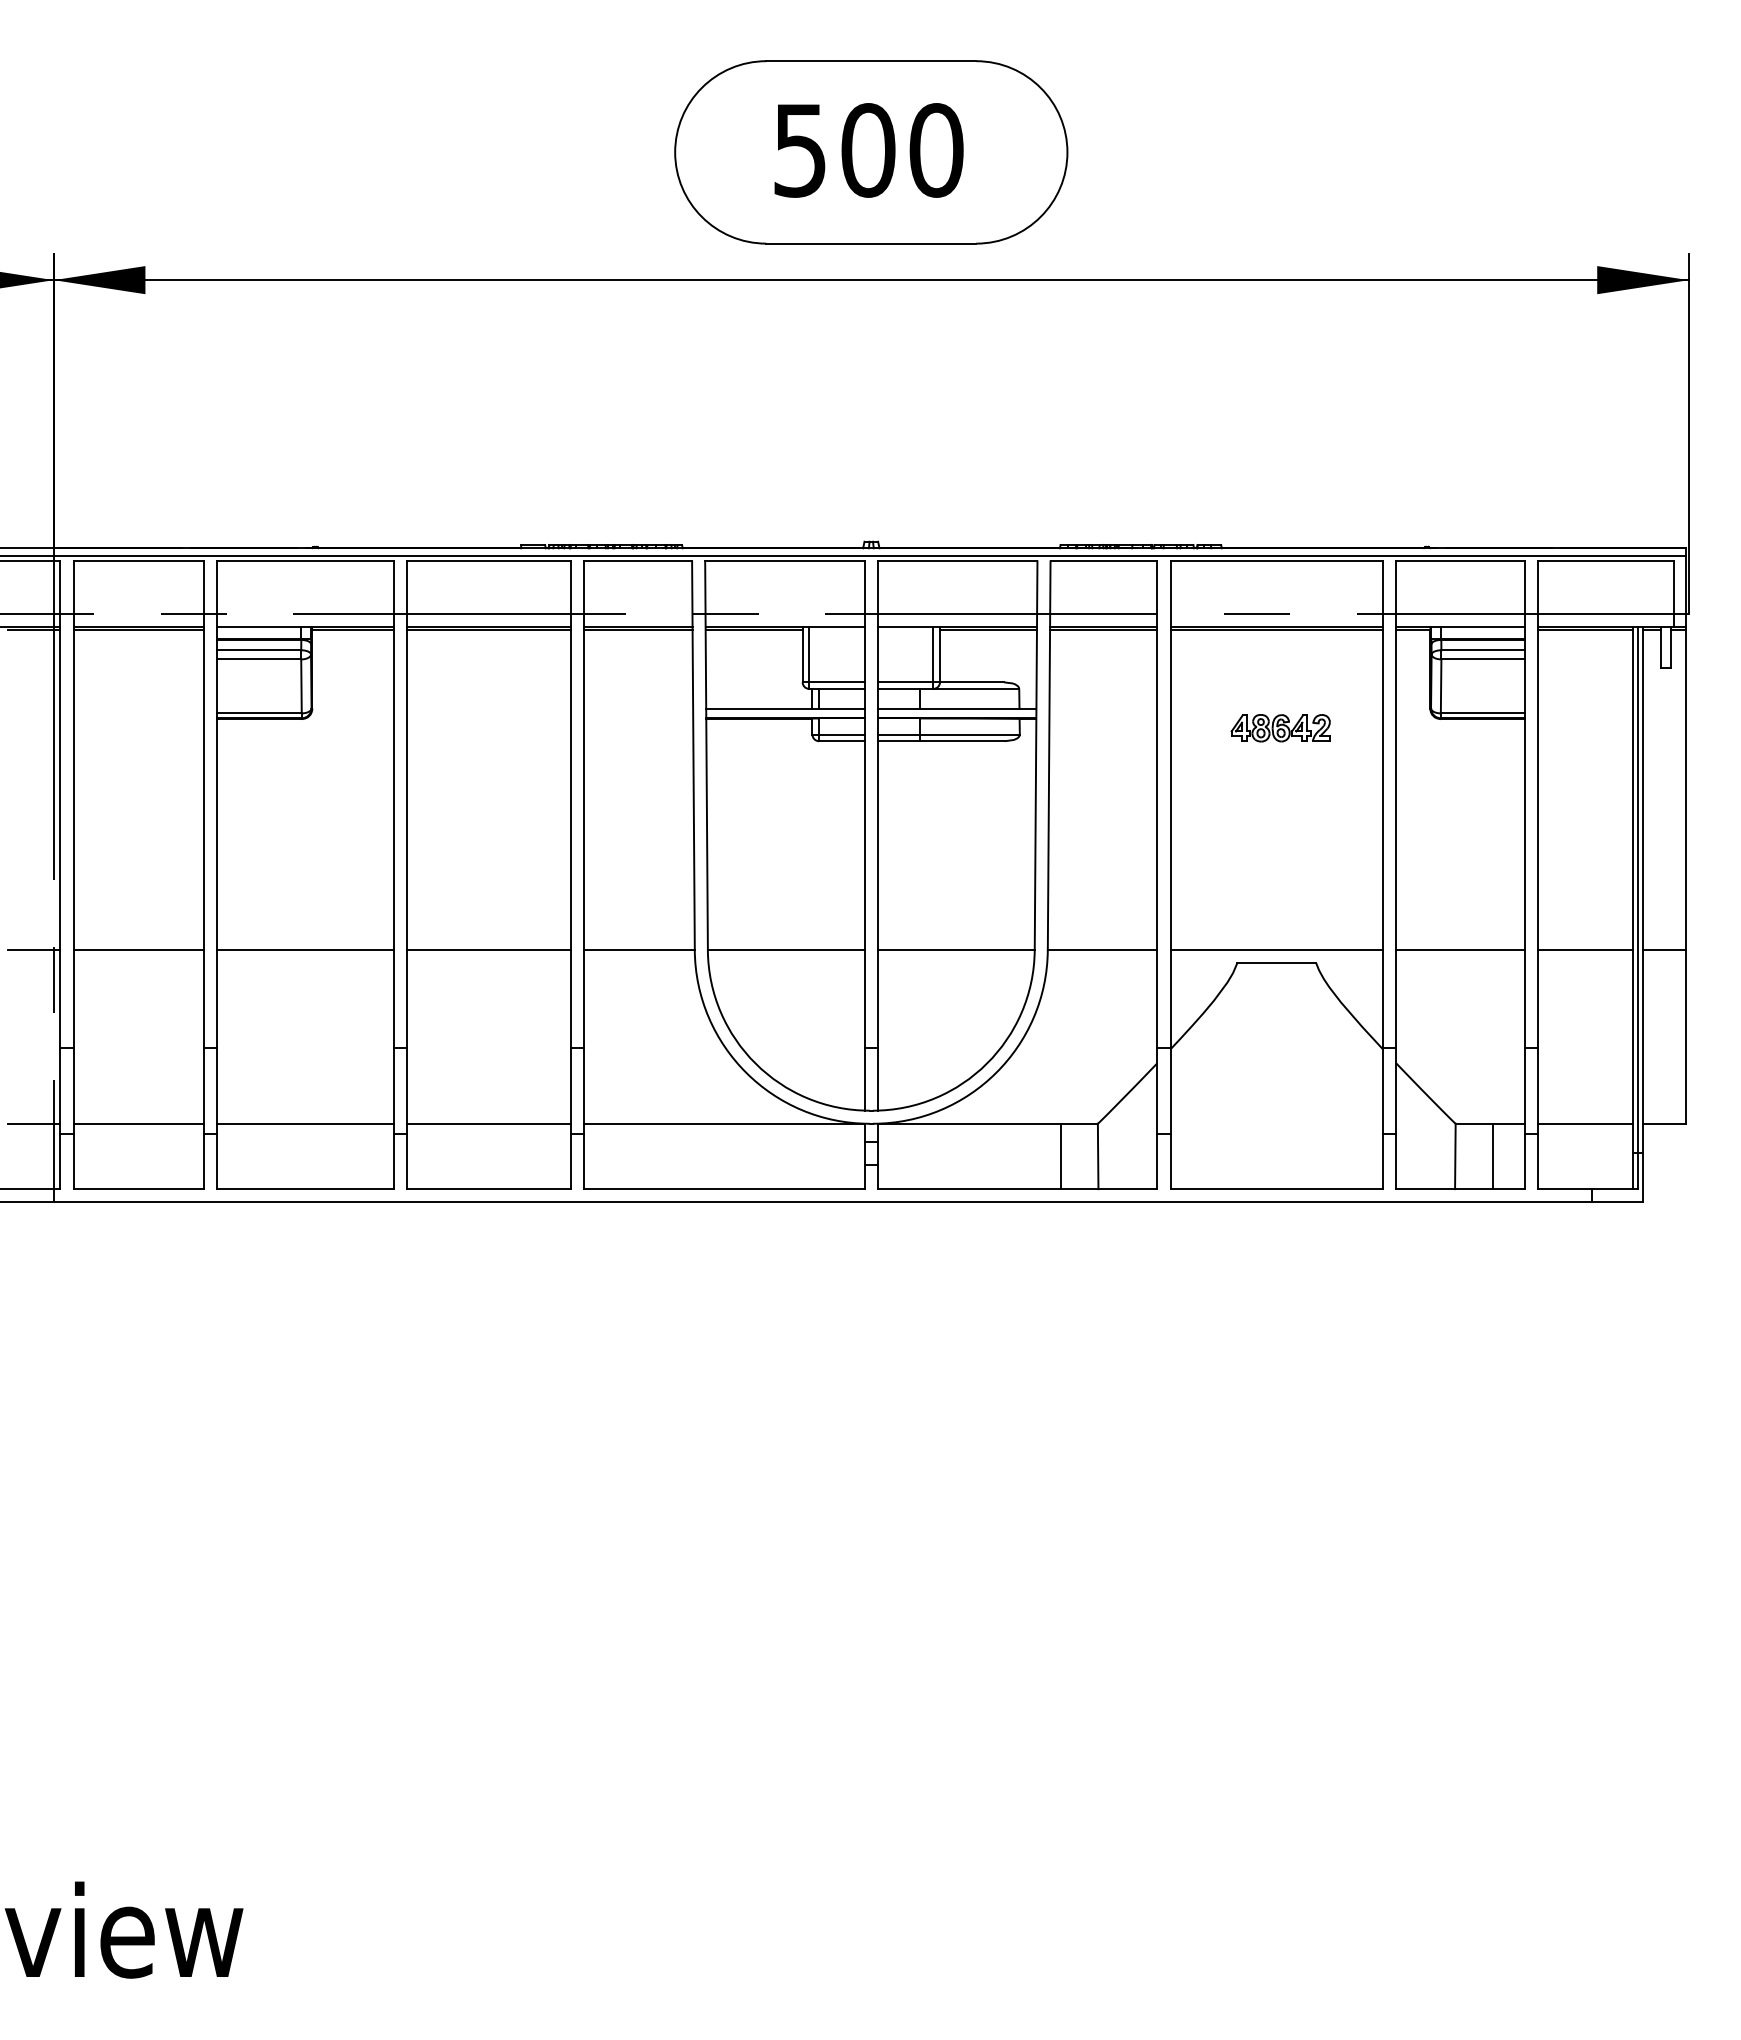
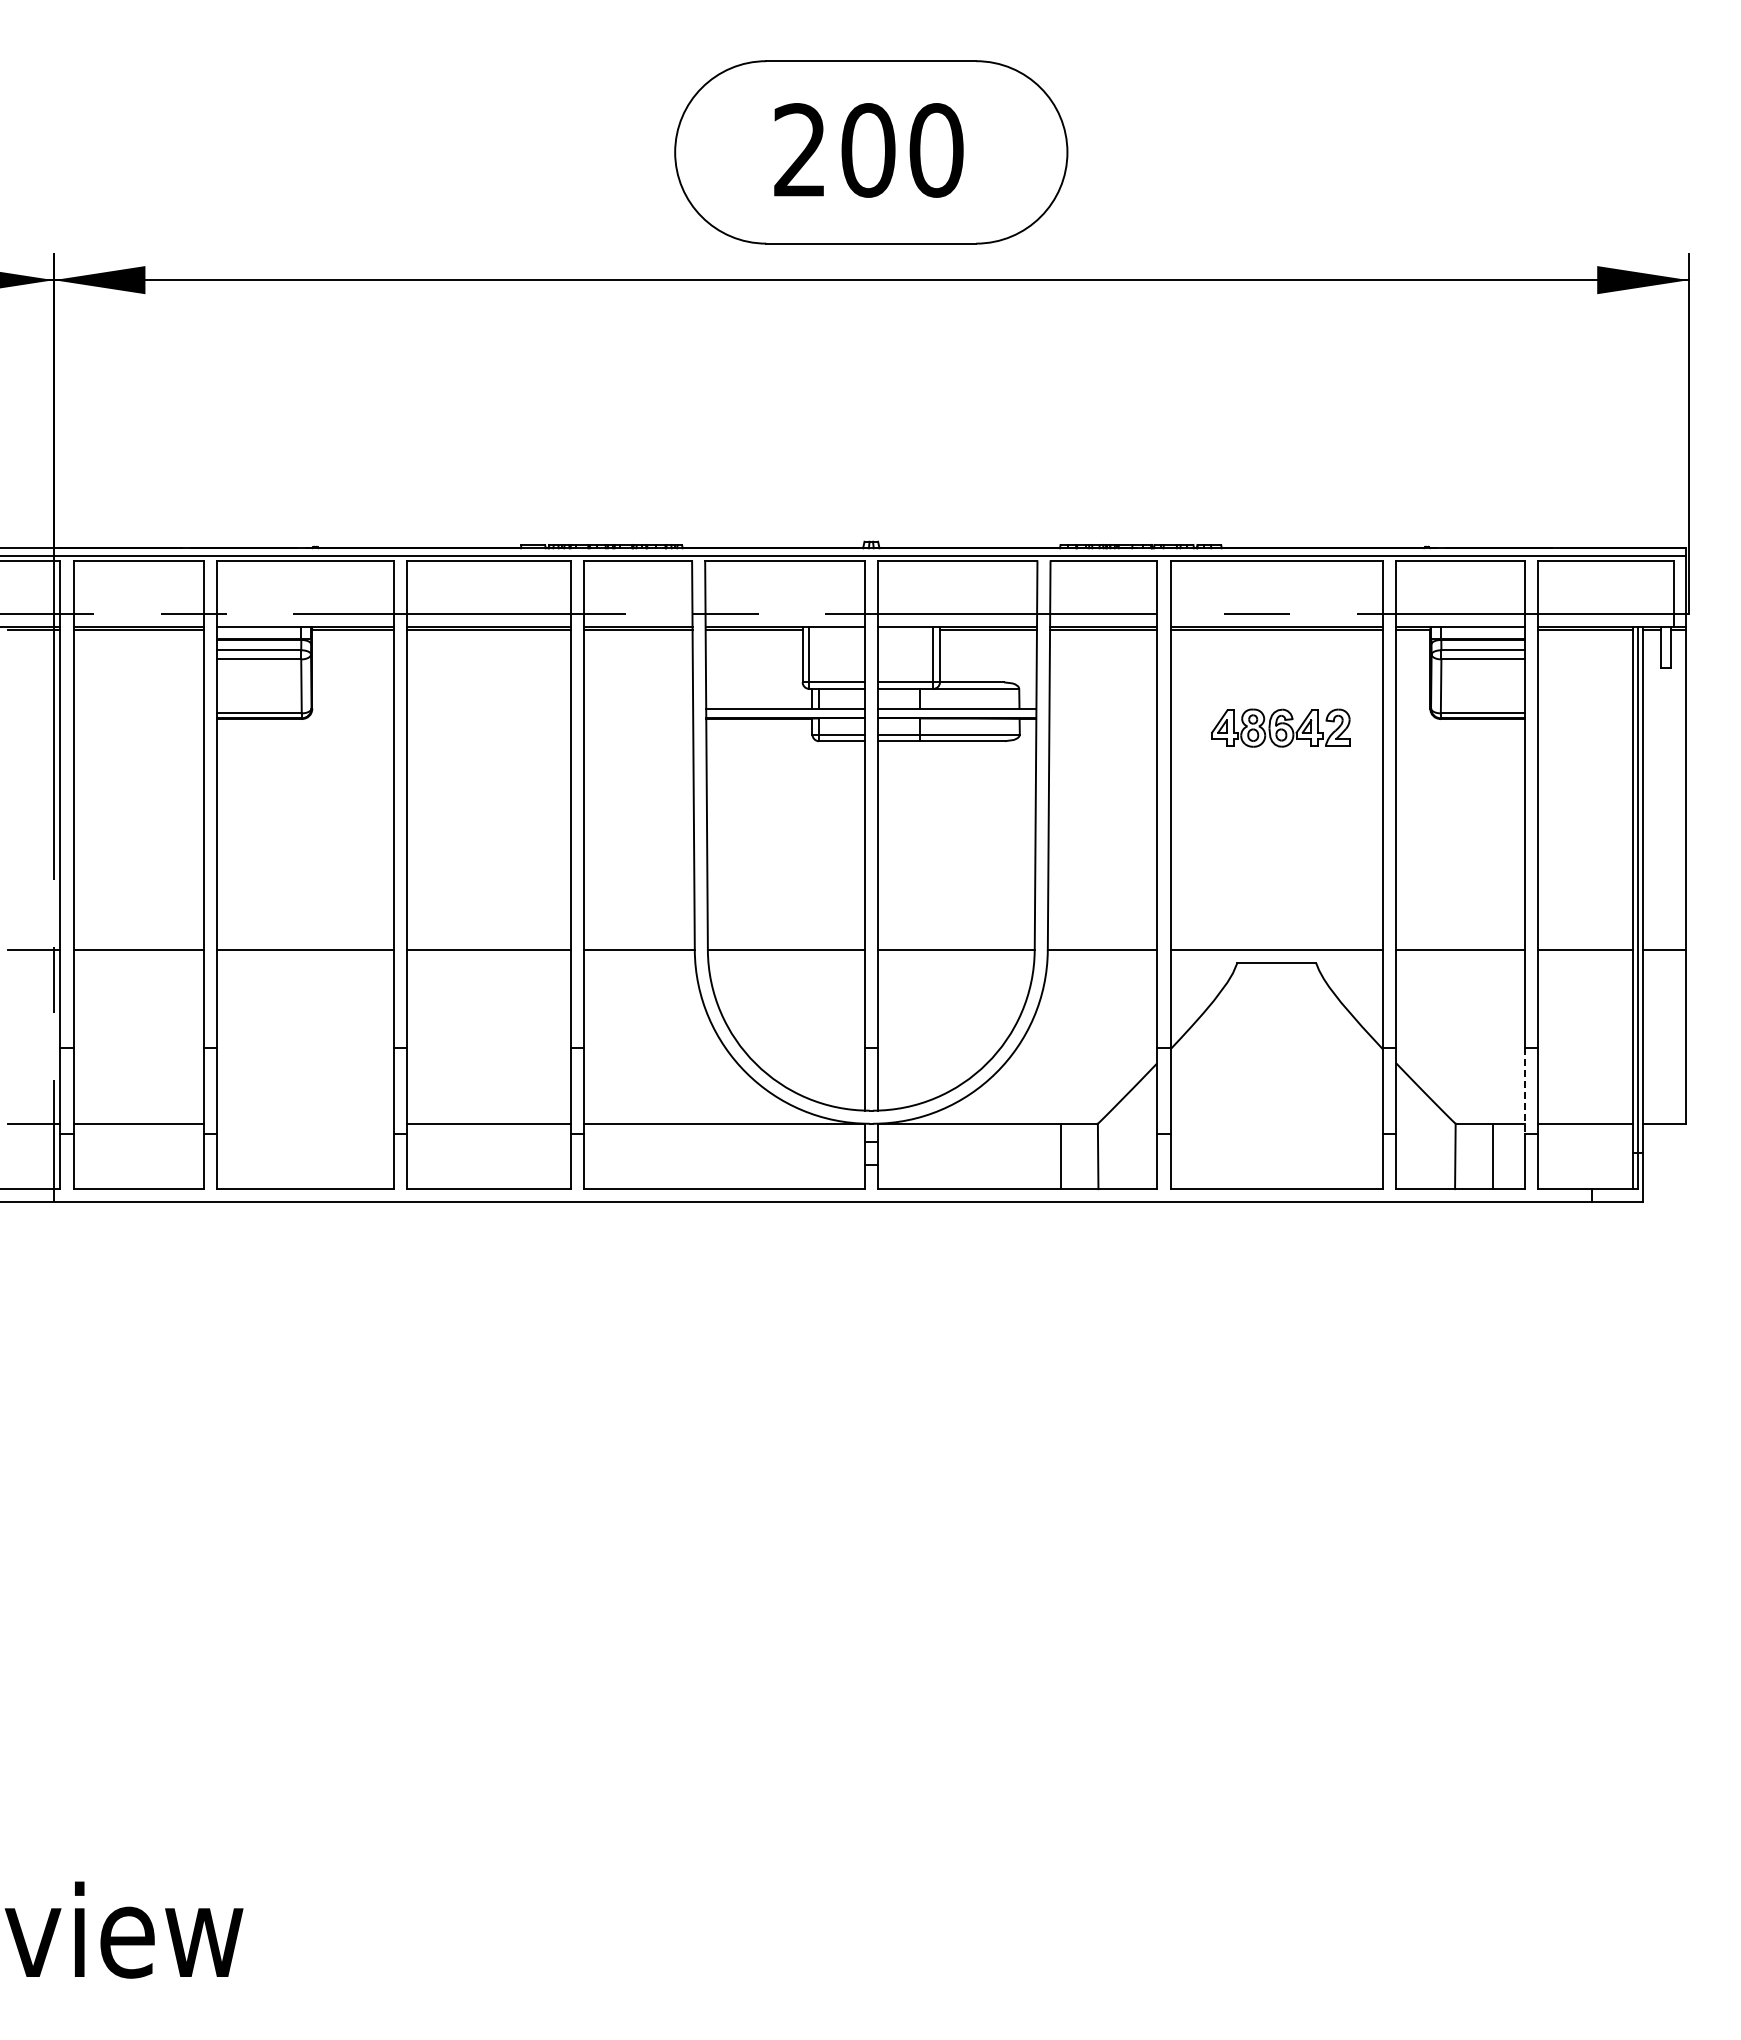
text: 500 -> 200 (799, 150)
part size: 101x29 px -> 140x40 px (1280, 727)
line: solid -> dashed (1525, 1090)
line: present -> none (305, 1123)
